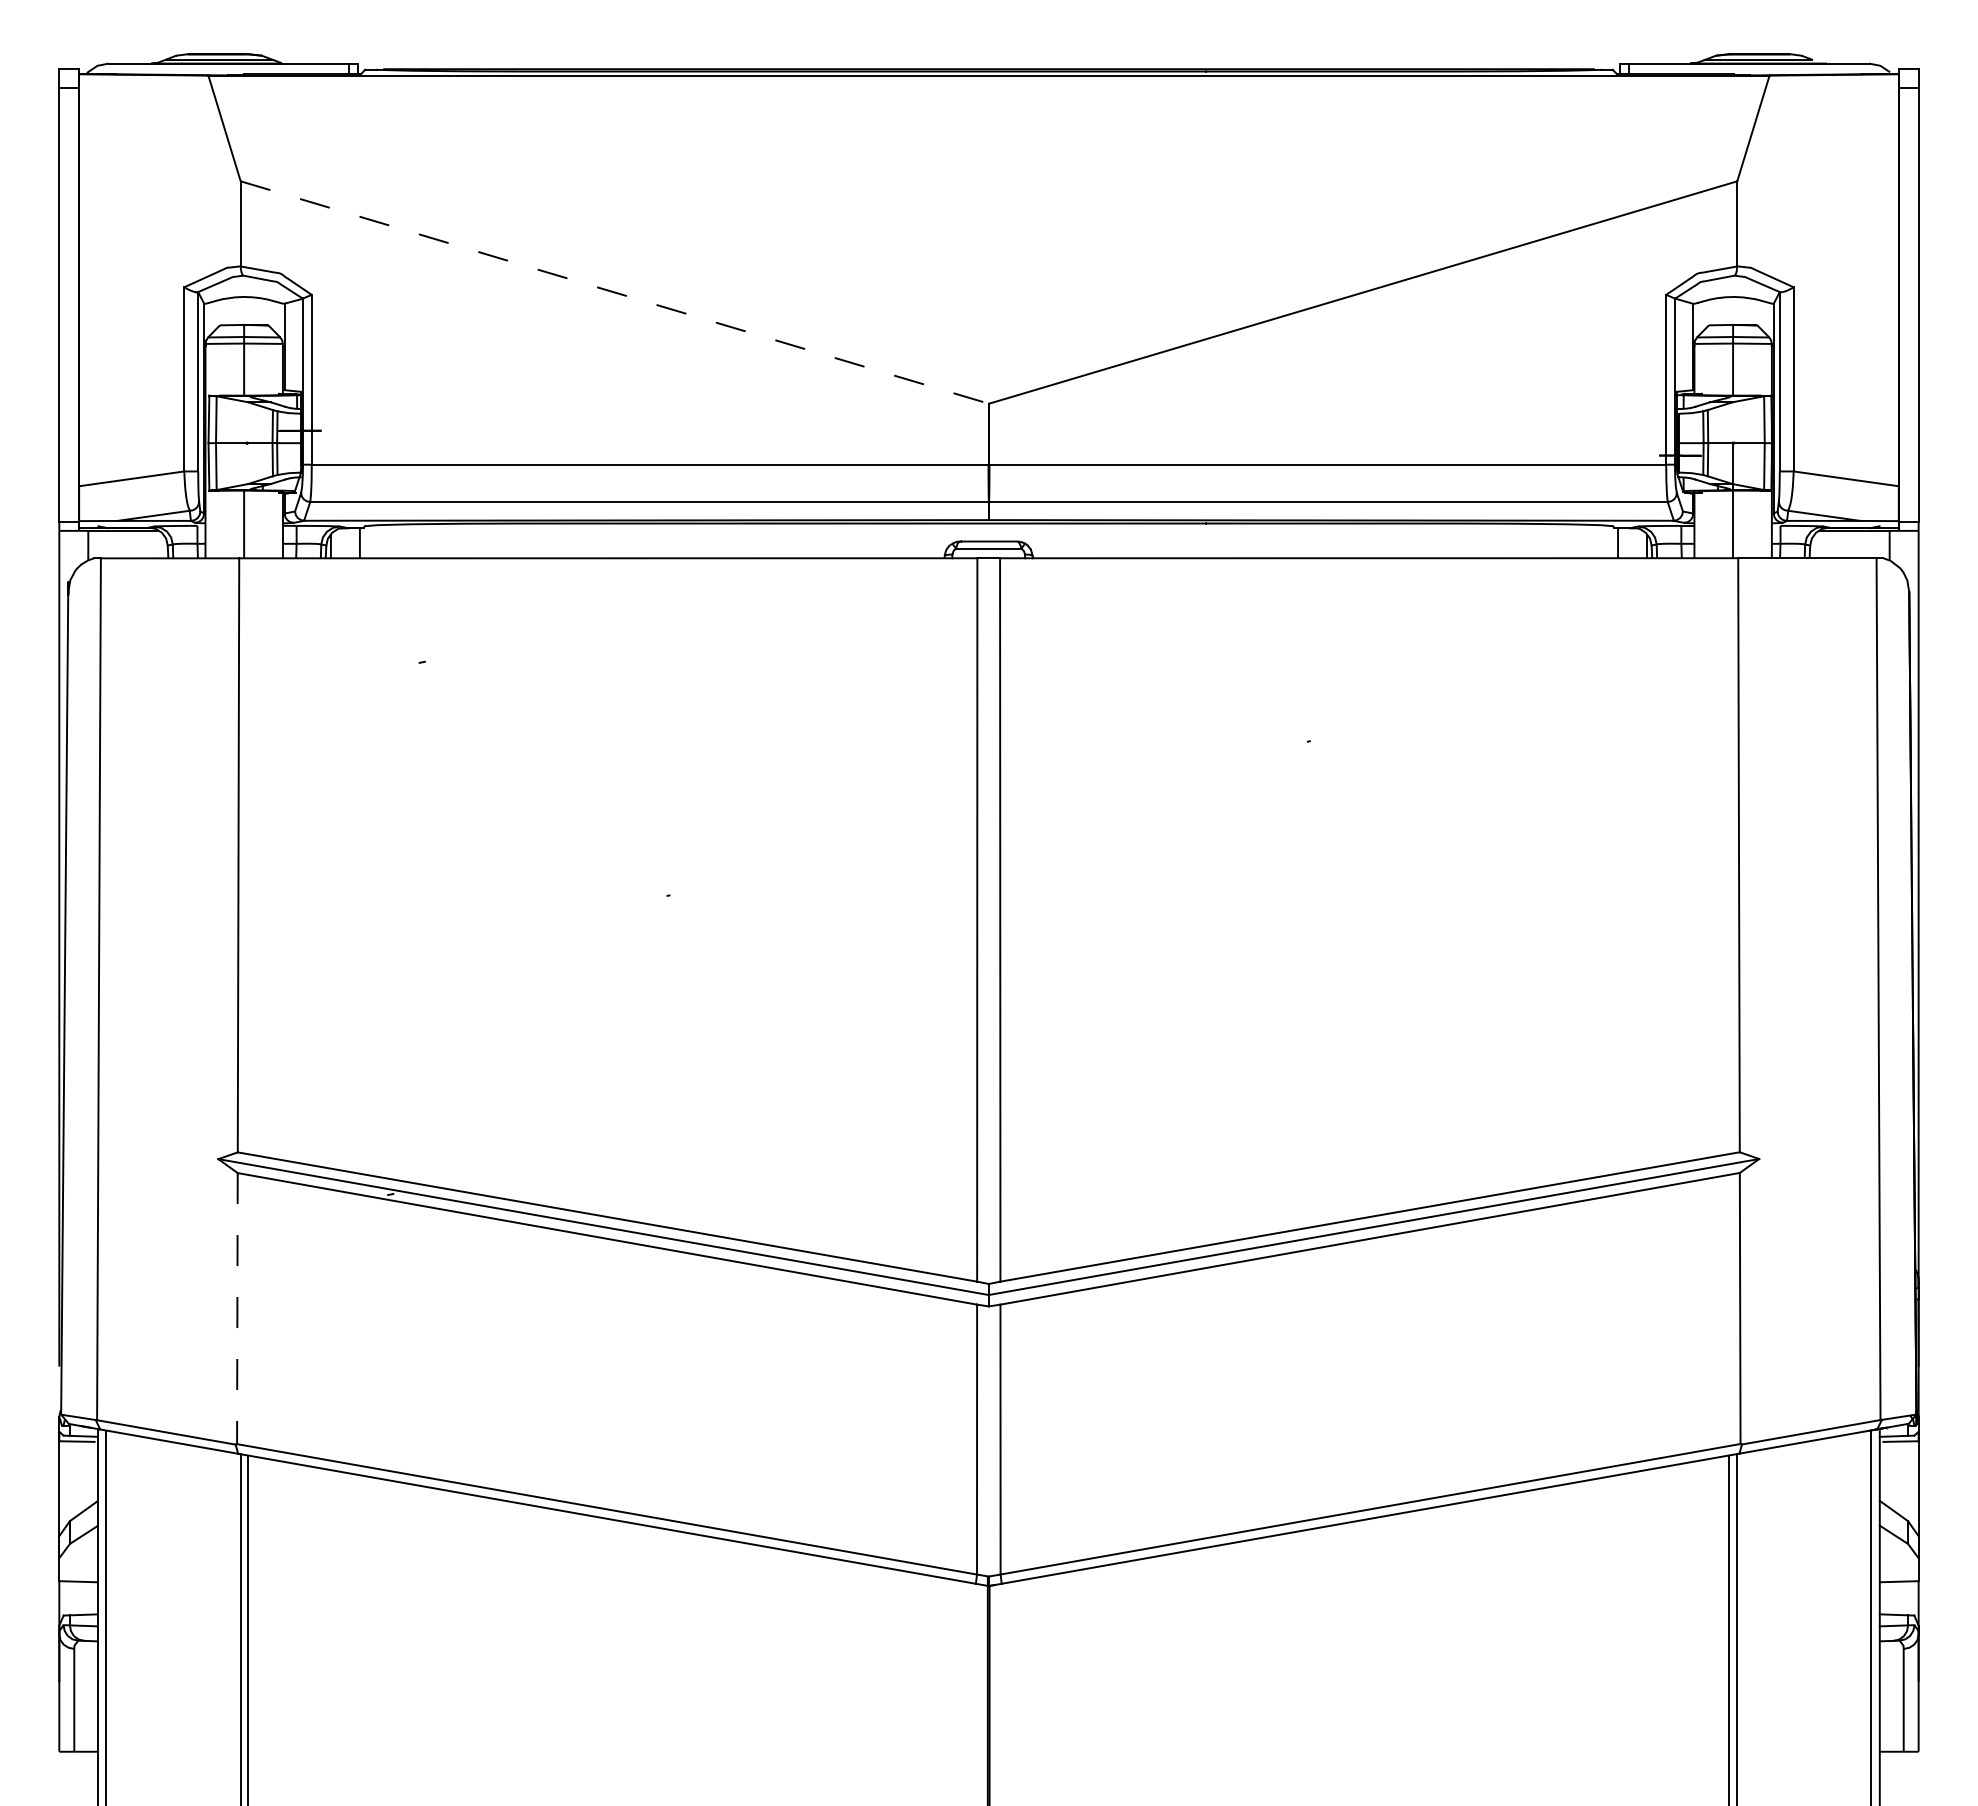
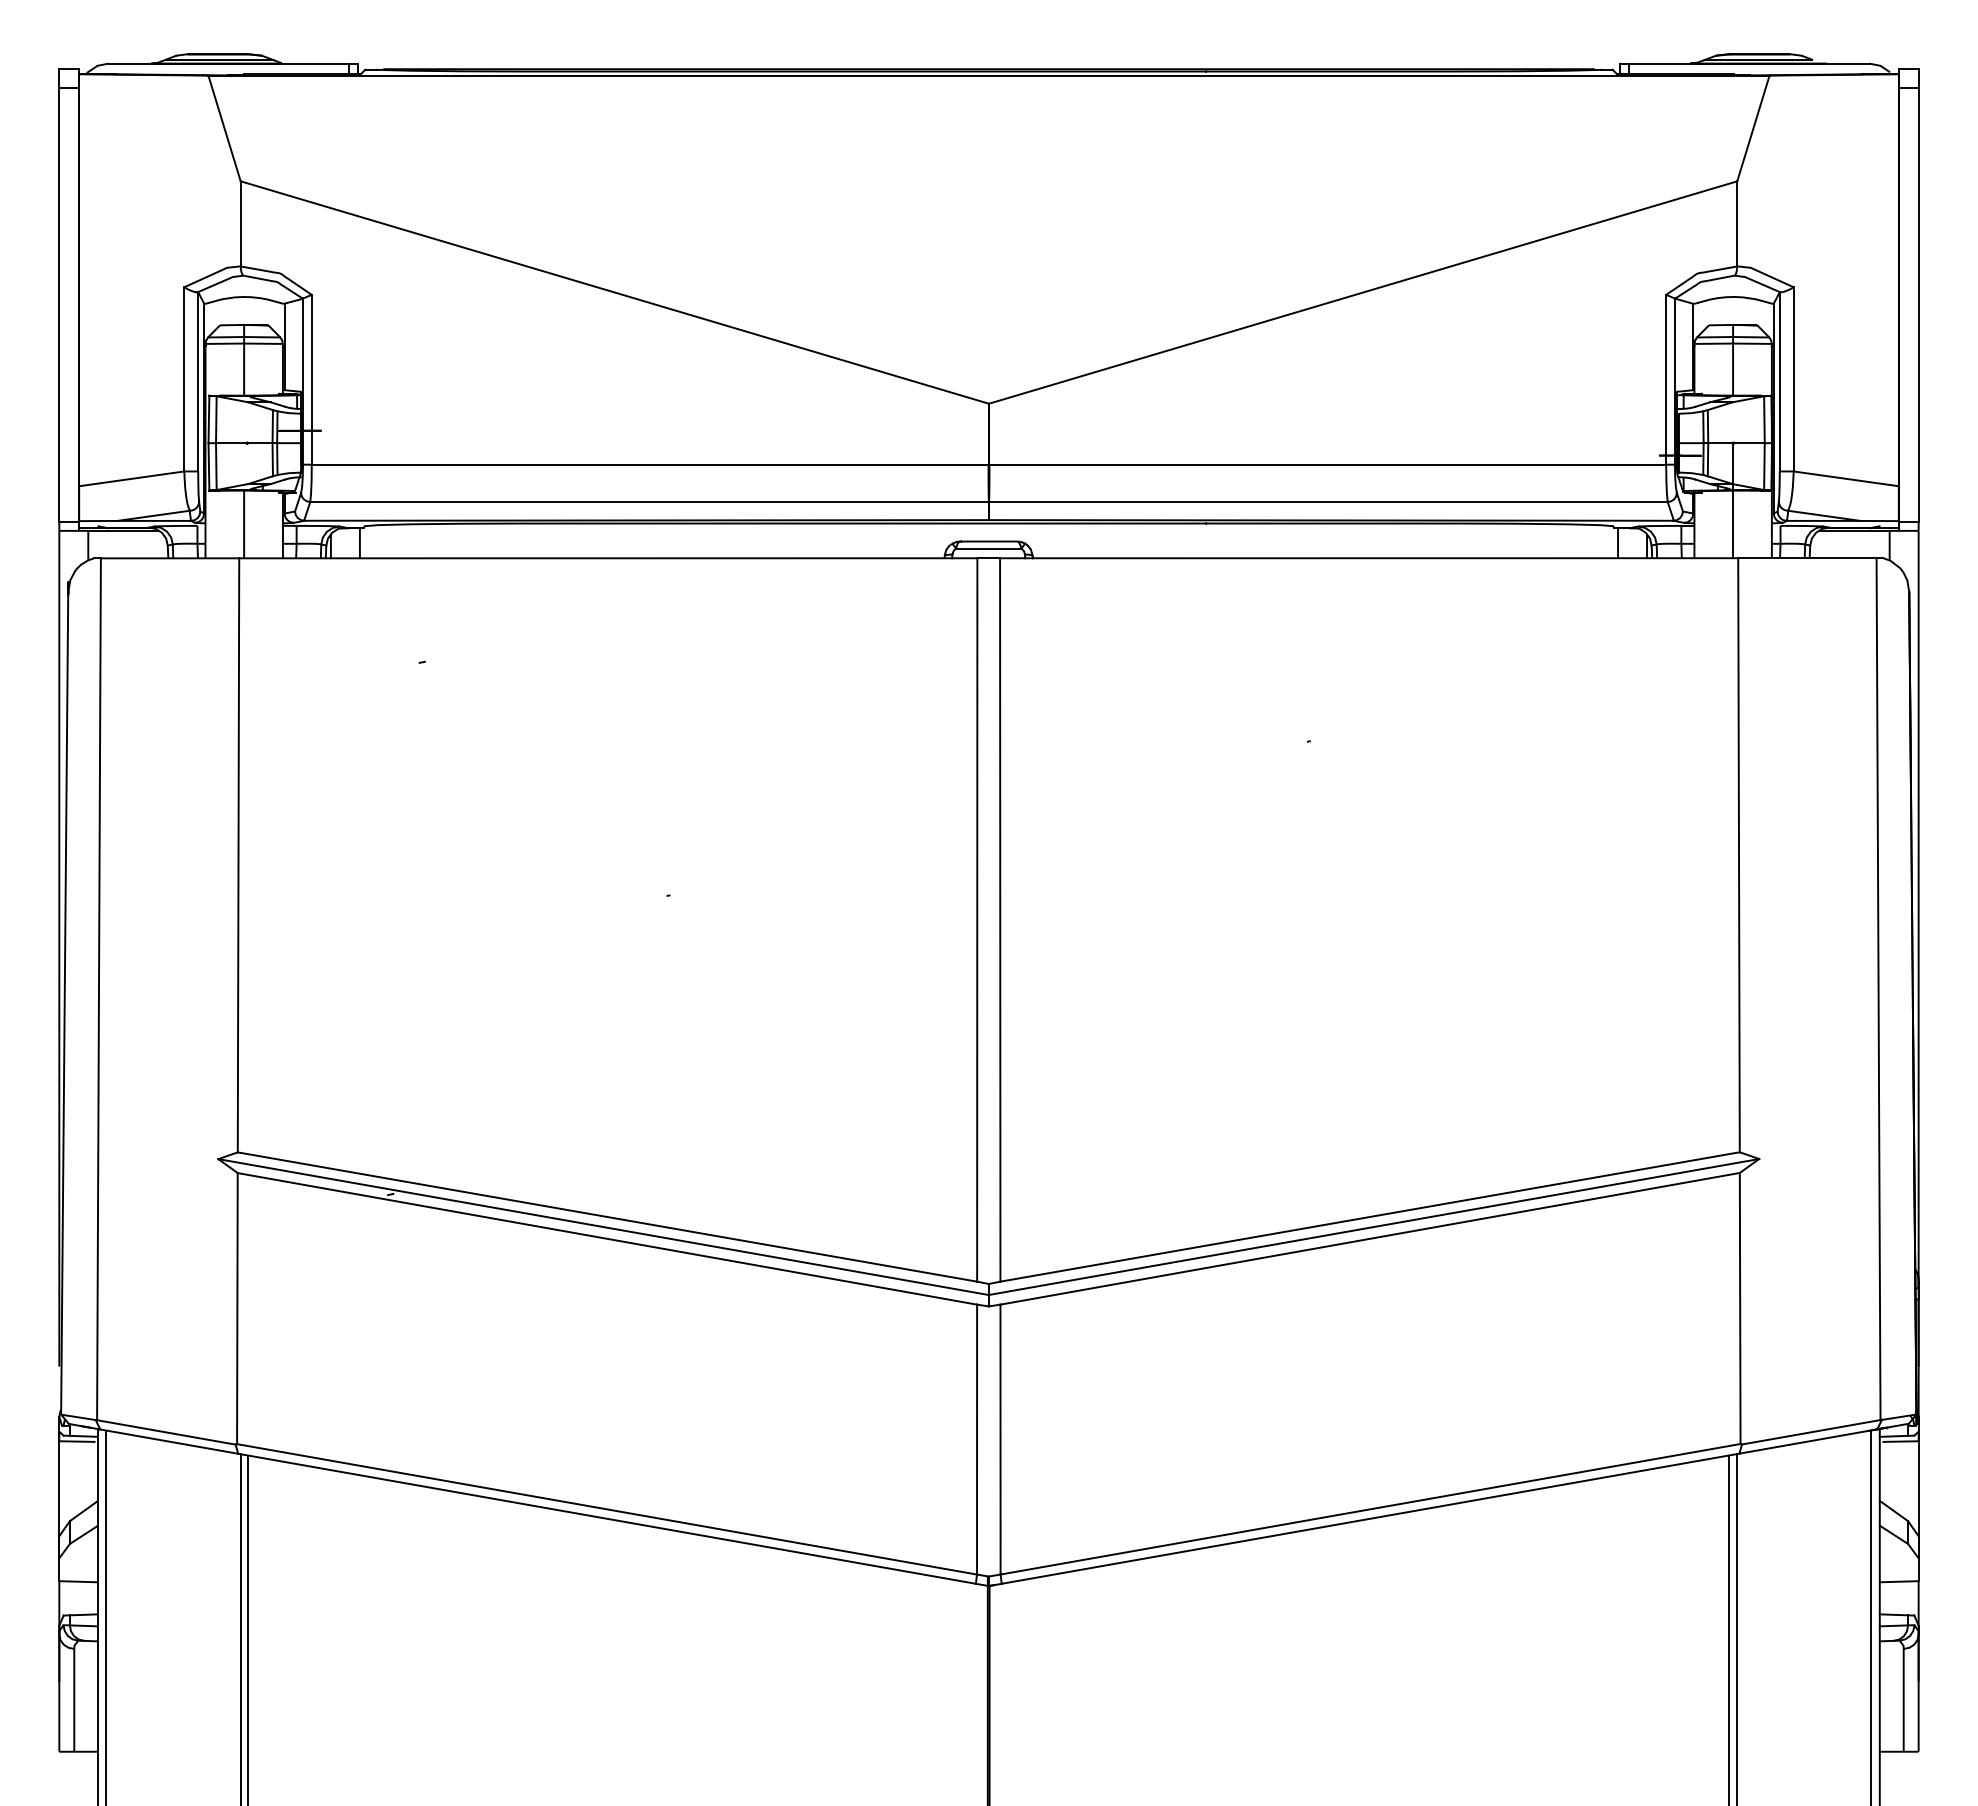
line: dashed -> solid (615, 292)
line: dashed -> solid (237, 1308)
